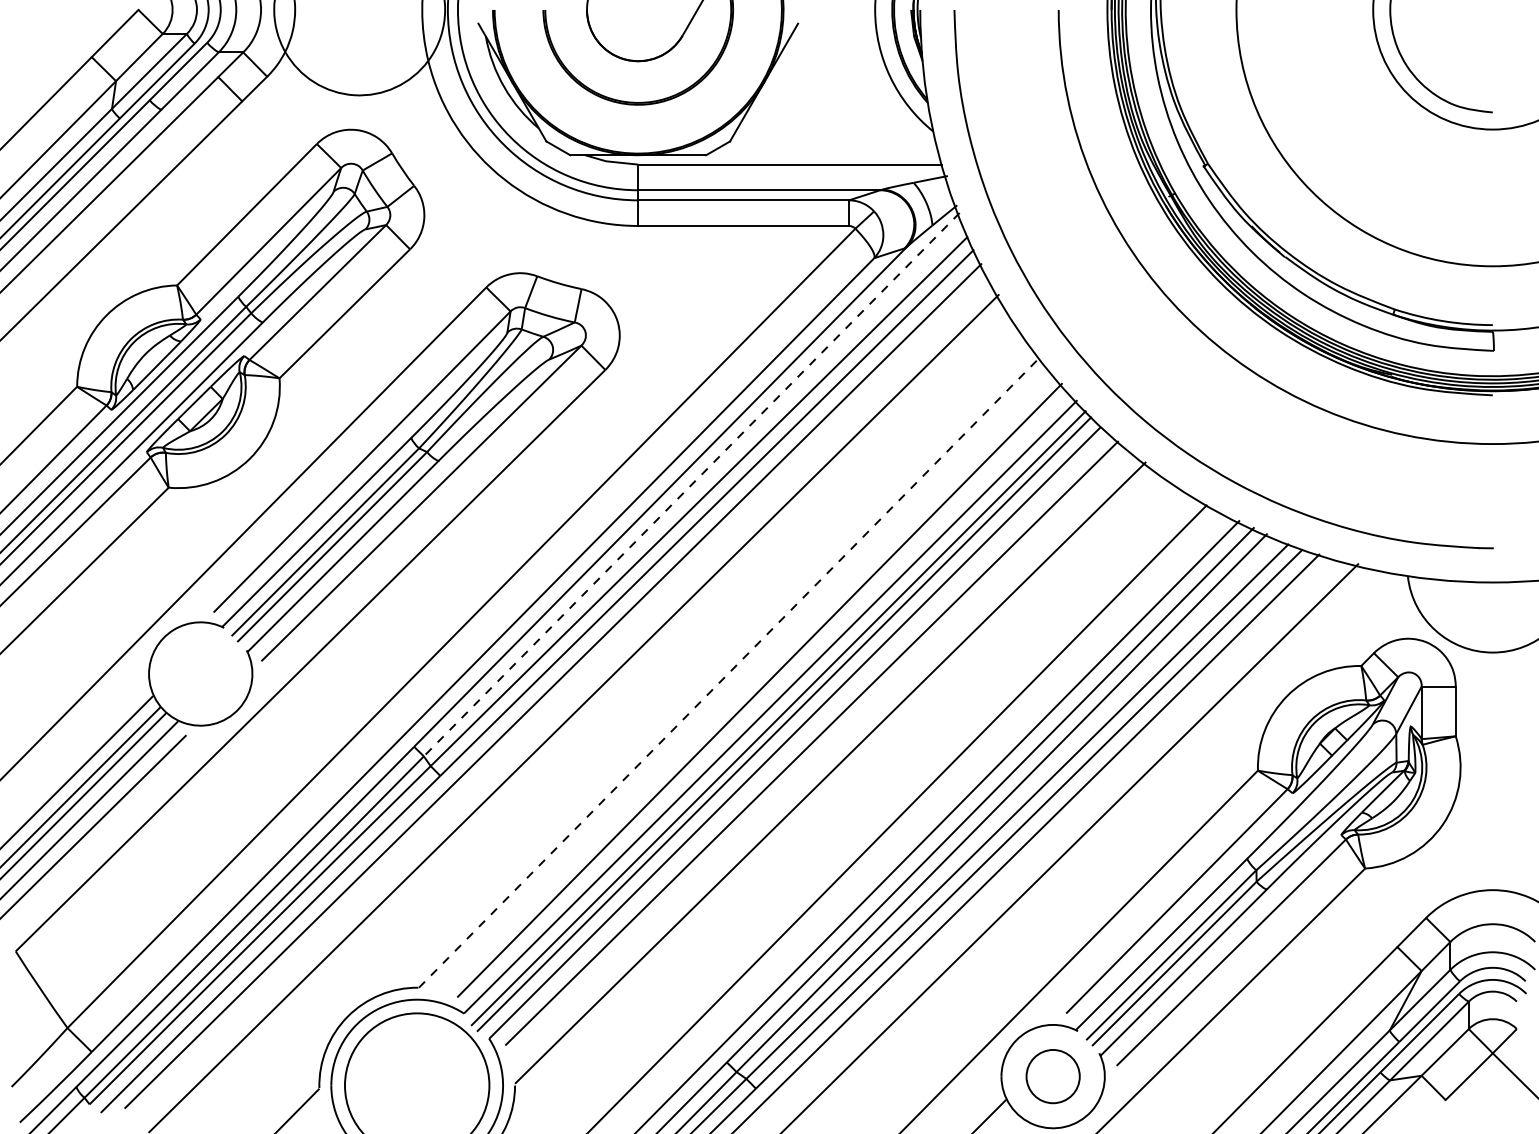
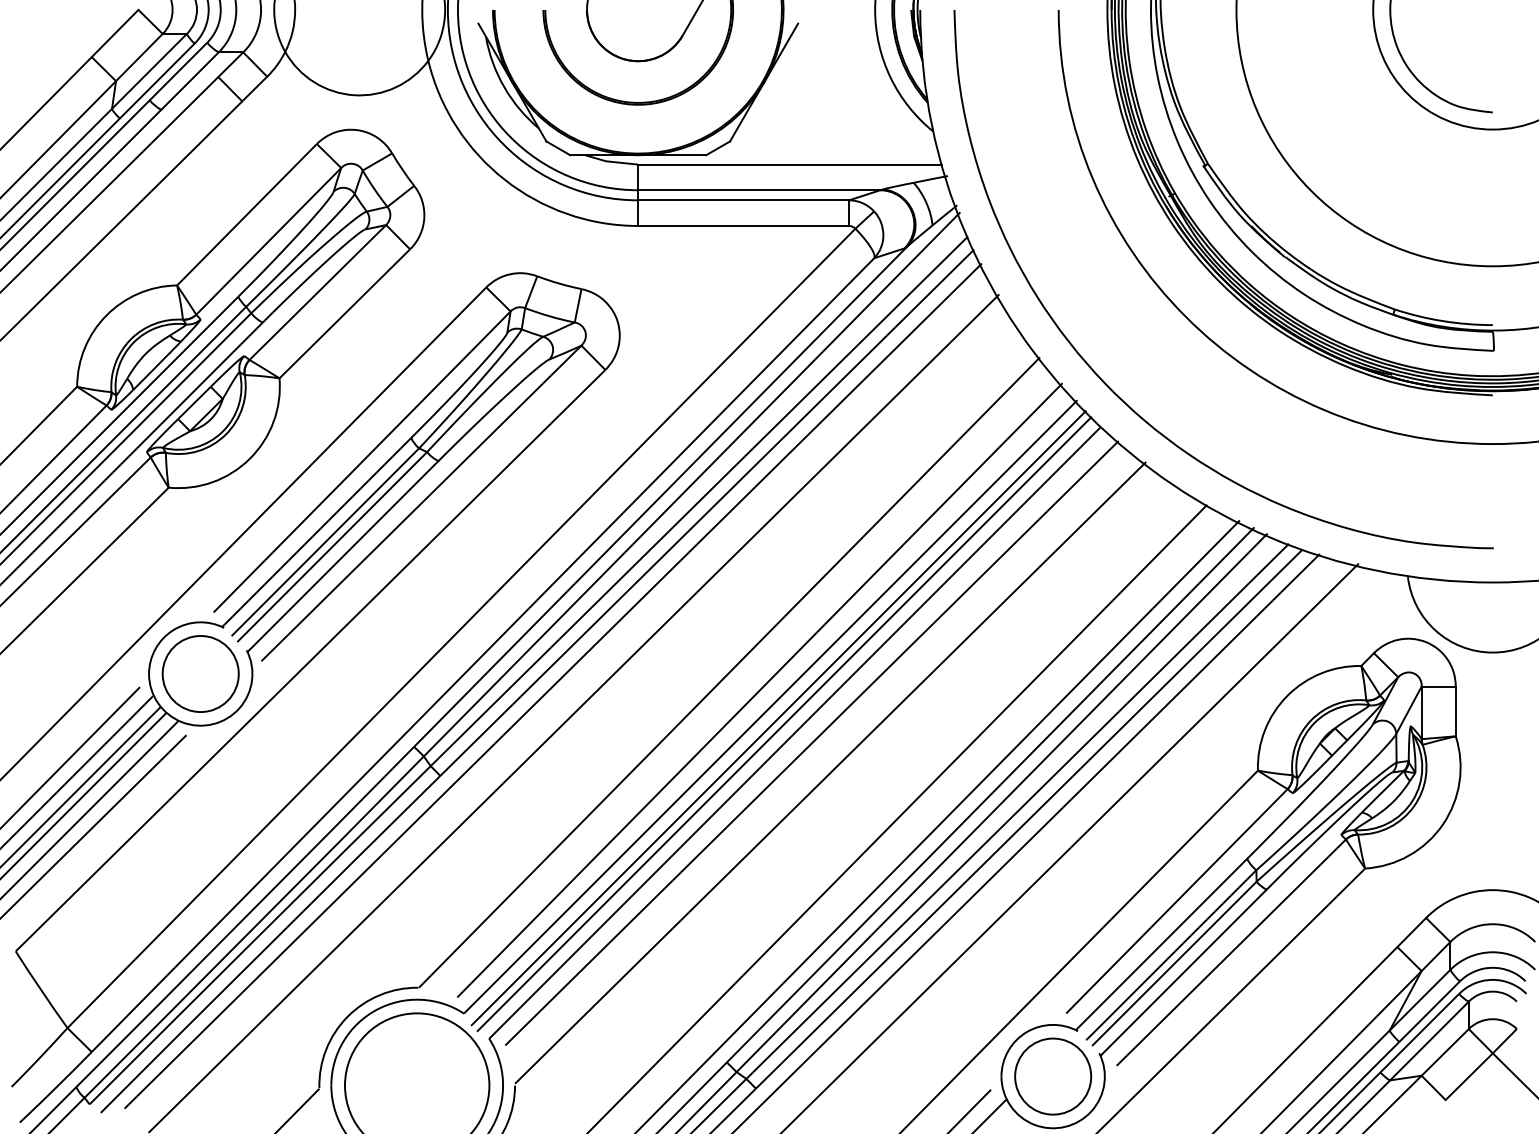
line: dashed -> solid (691, 484)
line: dashed -> solid (729, 672)
circle: none -> present (200, 673)
line: none -> present (70, 756)
circle diameter: 53 px -> 76 px (1053, 1076)
line: none -> present (970, 1110)
